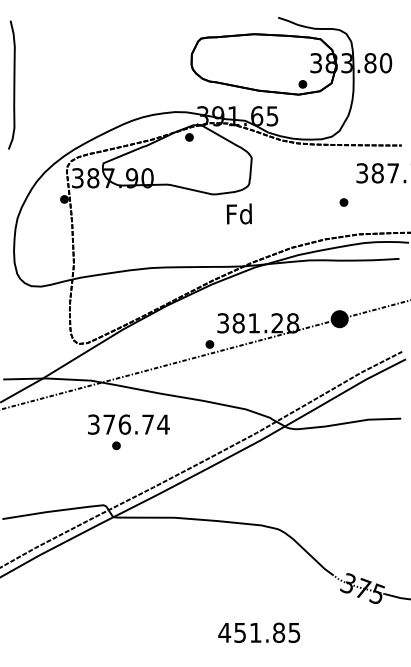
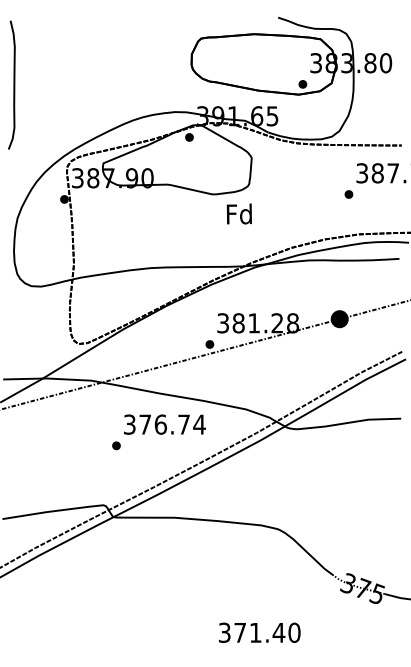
part position: (343, 202) -> (348, 194) (348, 194)
text position: (128, 424) -> (164, 424) (164, 424)
text: 451.85 -> 371.40 (259, 632)
